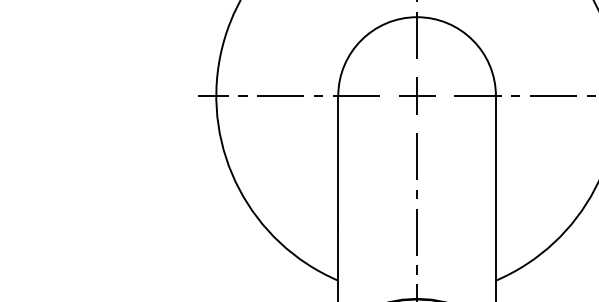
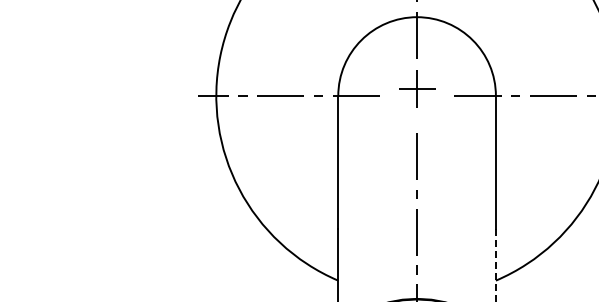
part position: (417, 95) -> (417, 88) (417, 88)
line: solid -> dashed (495, 264)
